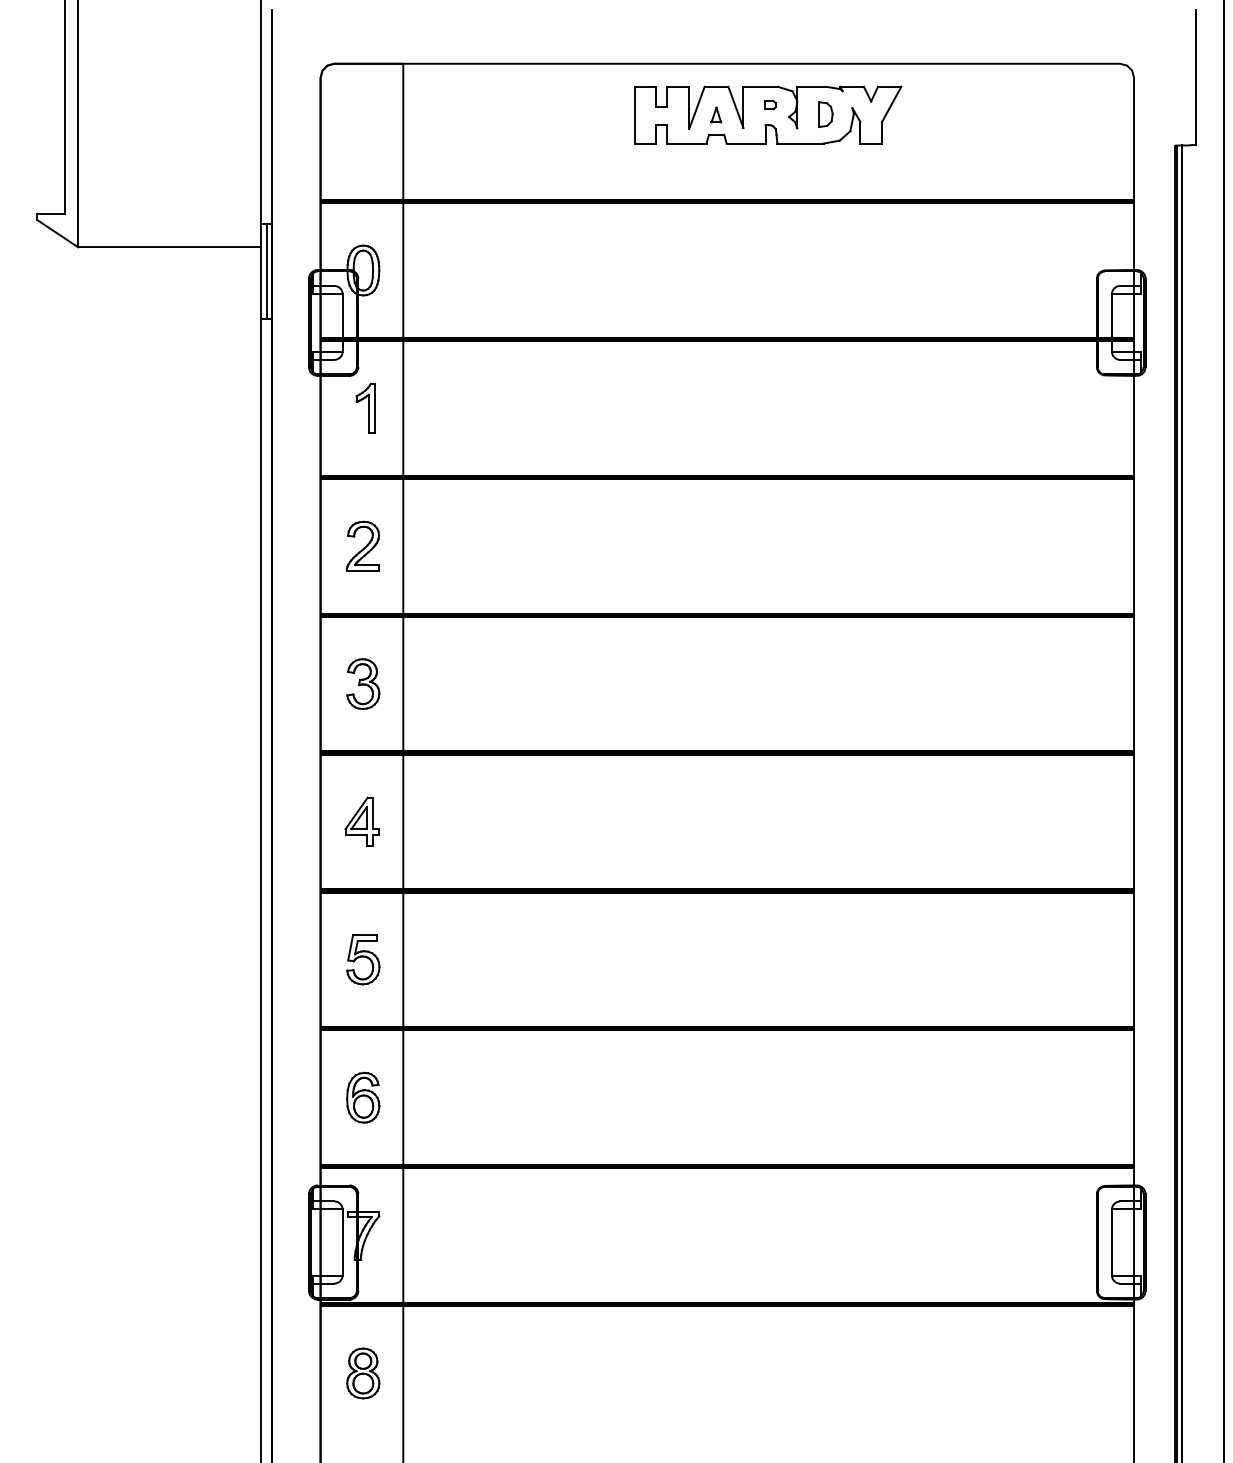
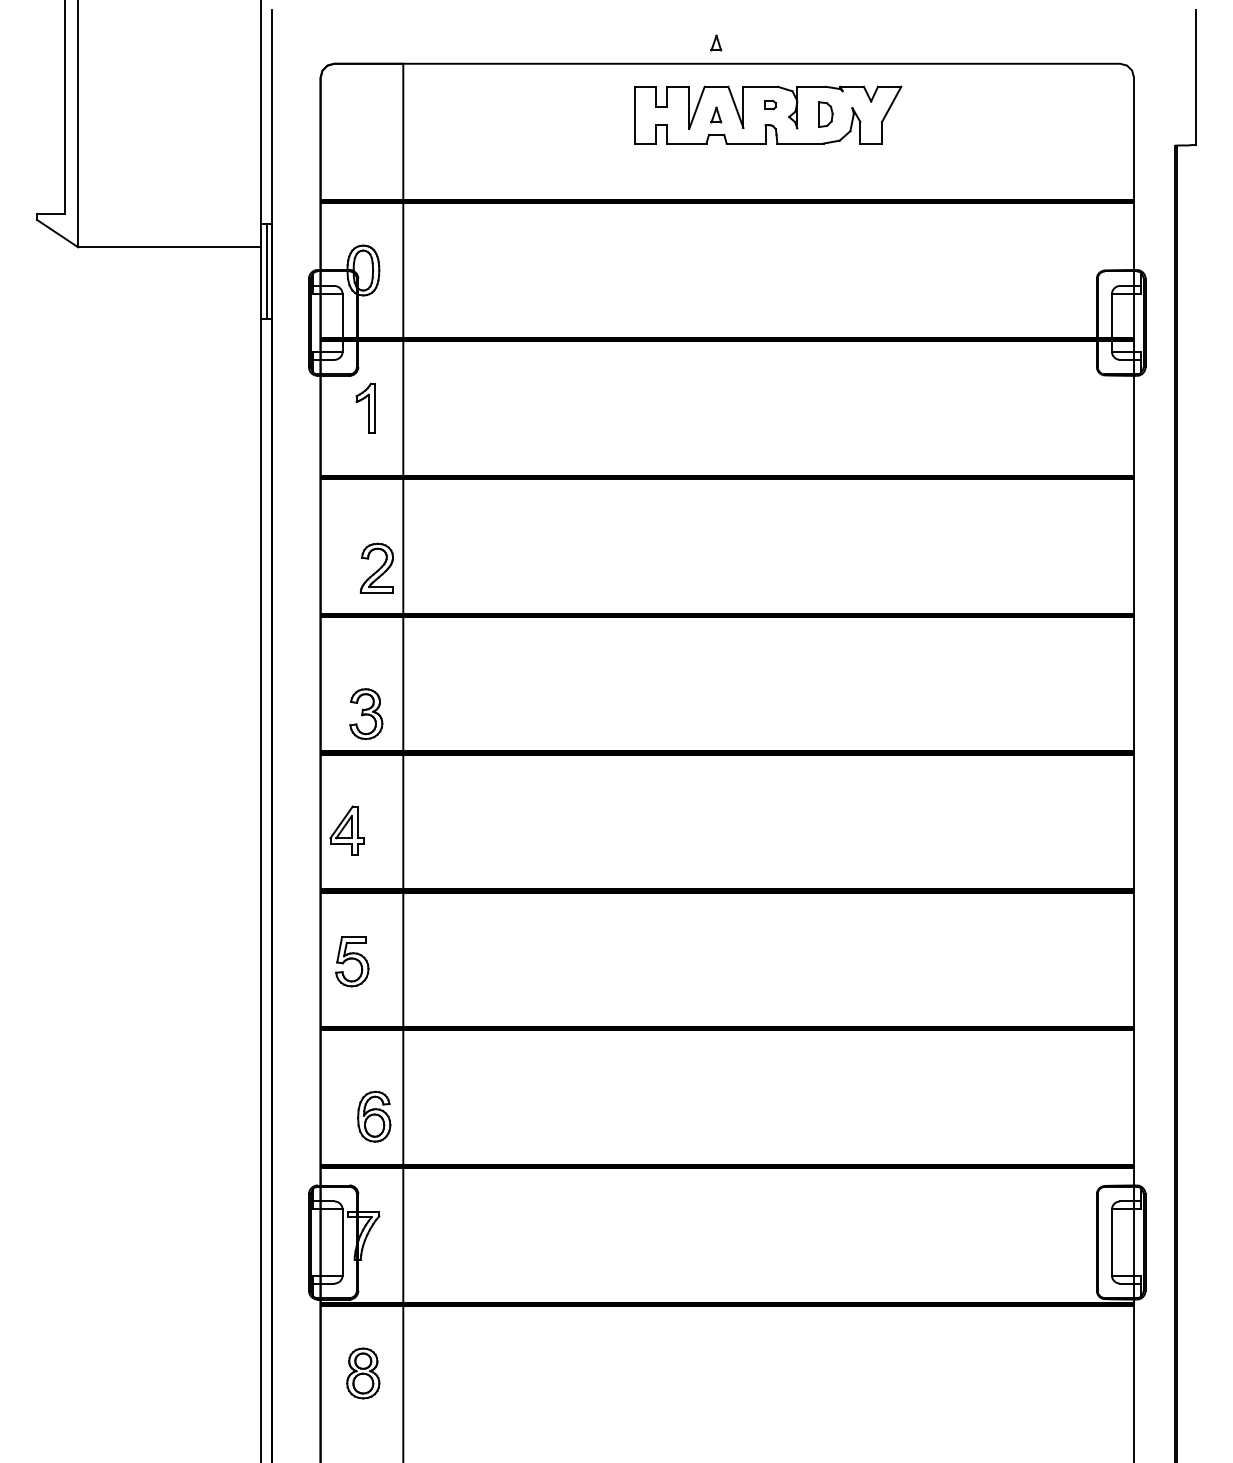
part: none -> present (716, 42)
part position: (362, 545) -> (376, 567) (376, 567)
part position: (363, 683) -> (366, 713) (366, 713)
line: present -> none (1223, 730)
line: present -> none (1182, 802)
part position: (361, 821) -> (346, 830) (346, 830)
part position: (363, 959) -> (352, 961) (352, 961)
part position: (363, 1097) -> (374, 1116) (374, 1116)
